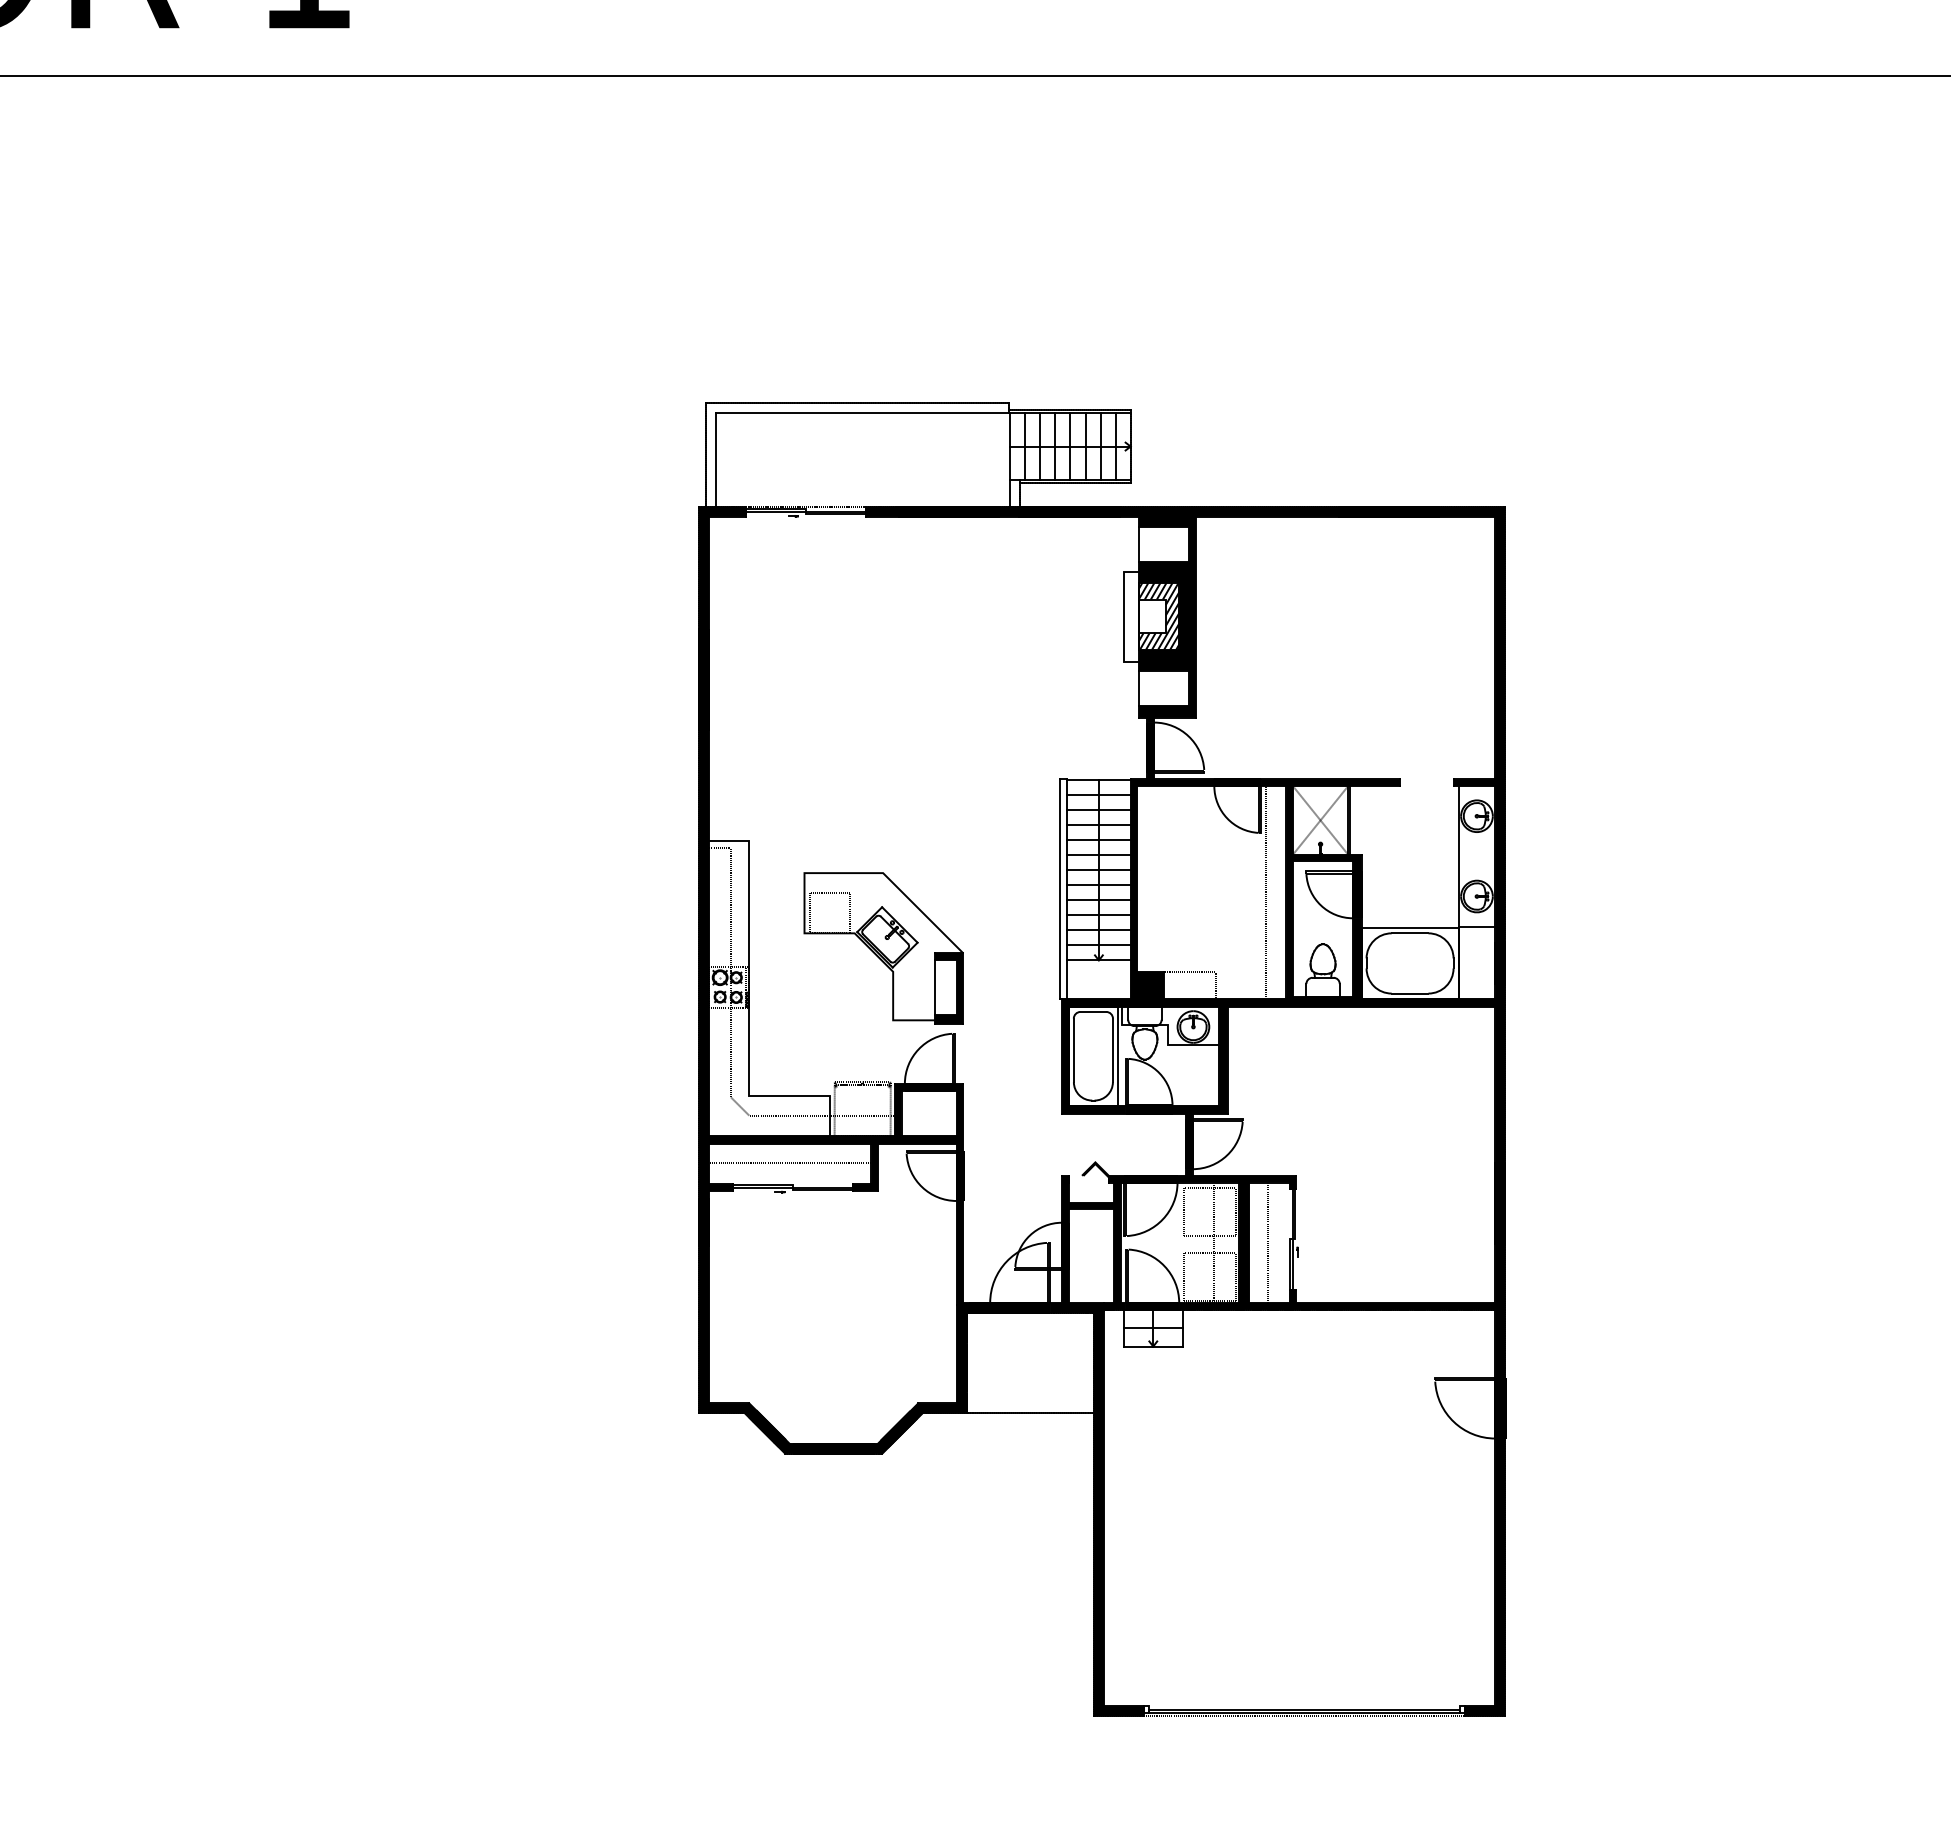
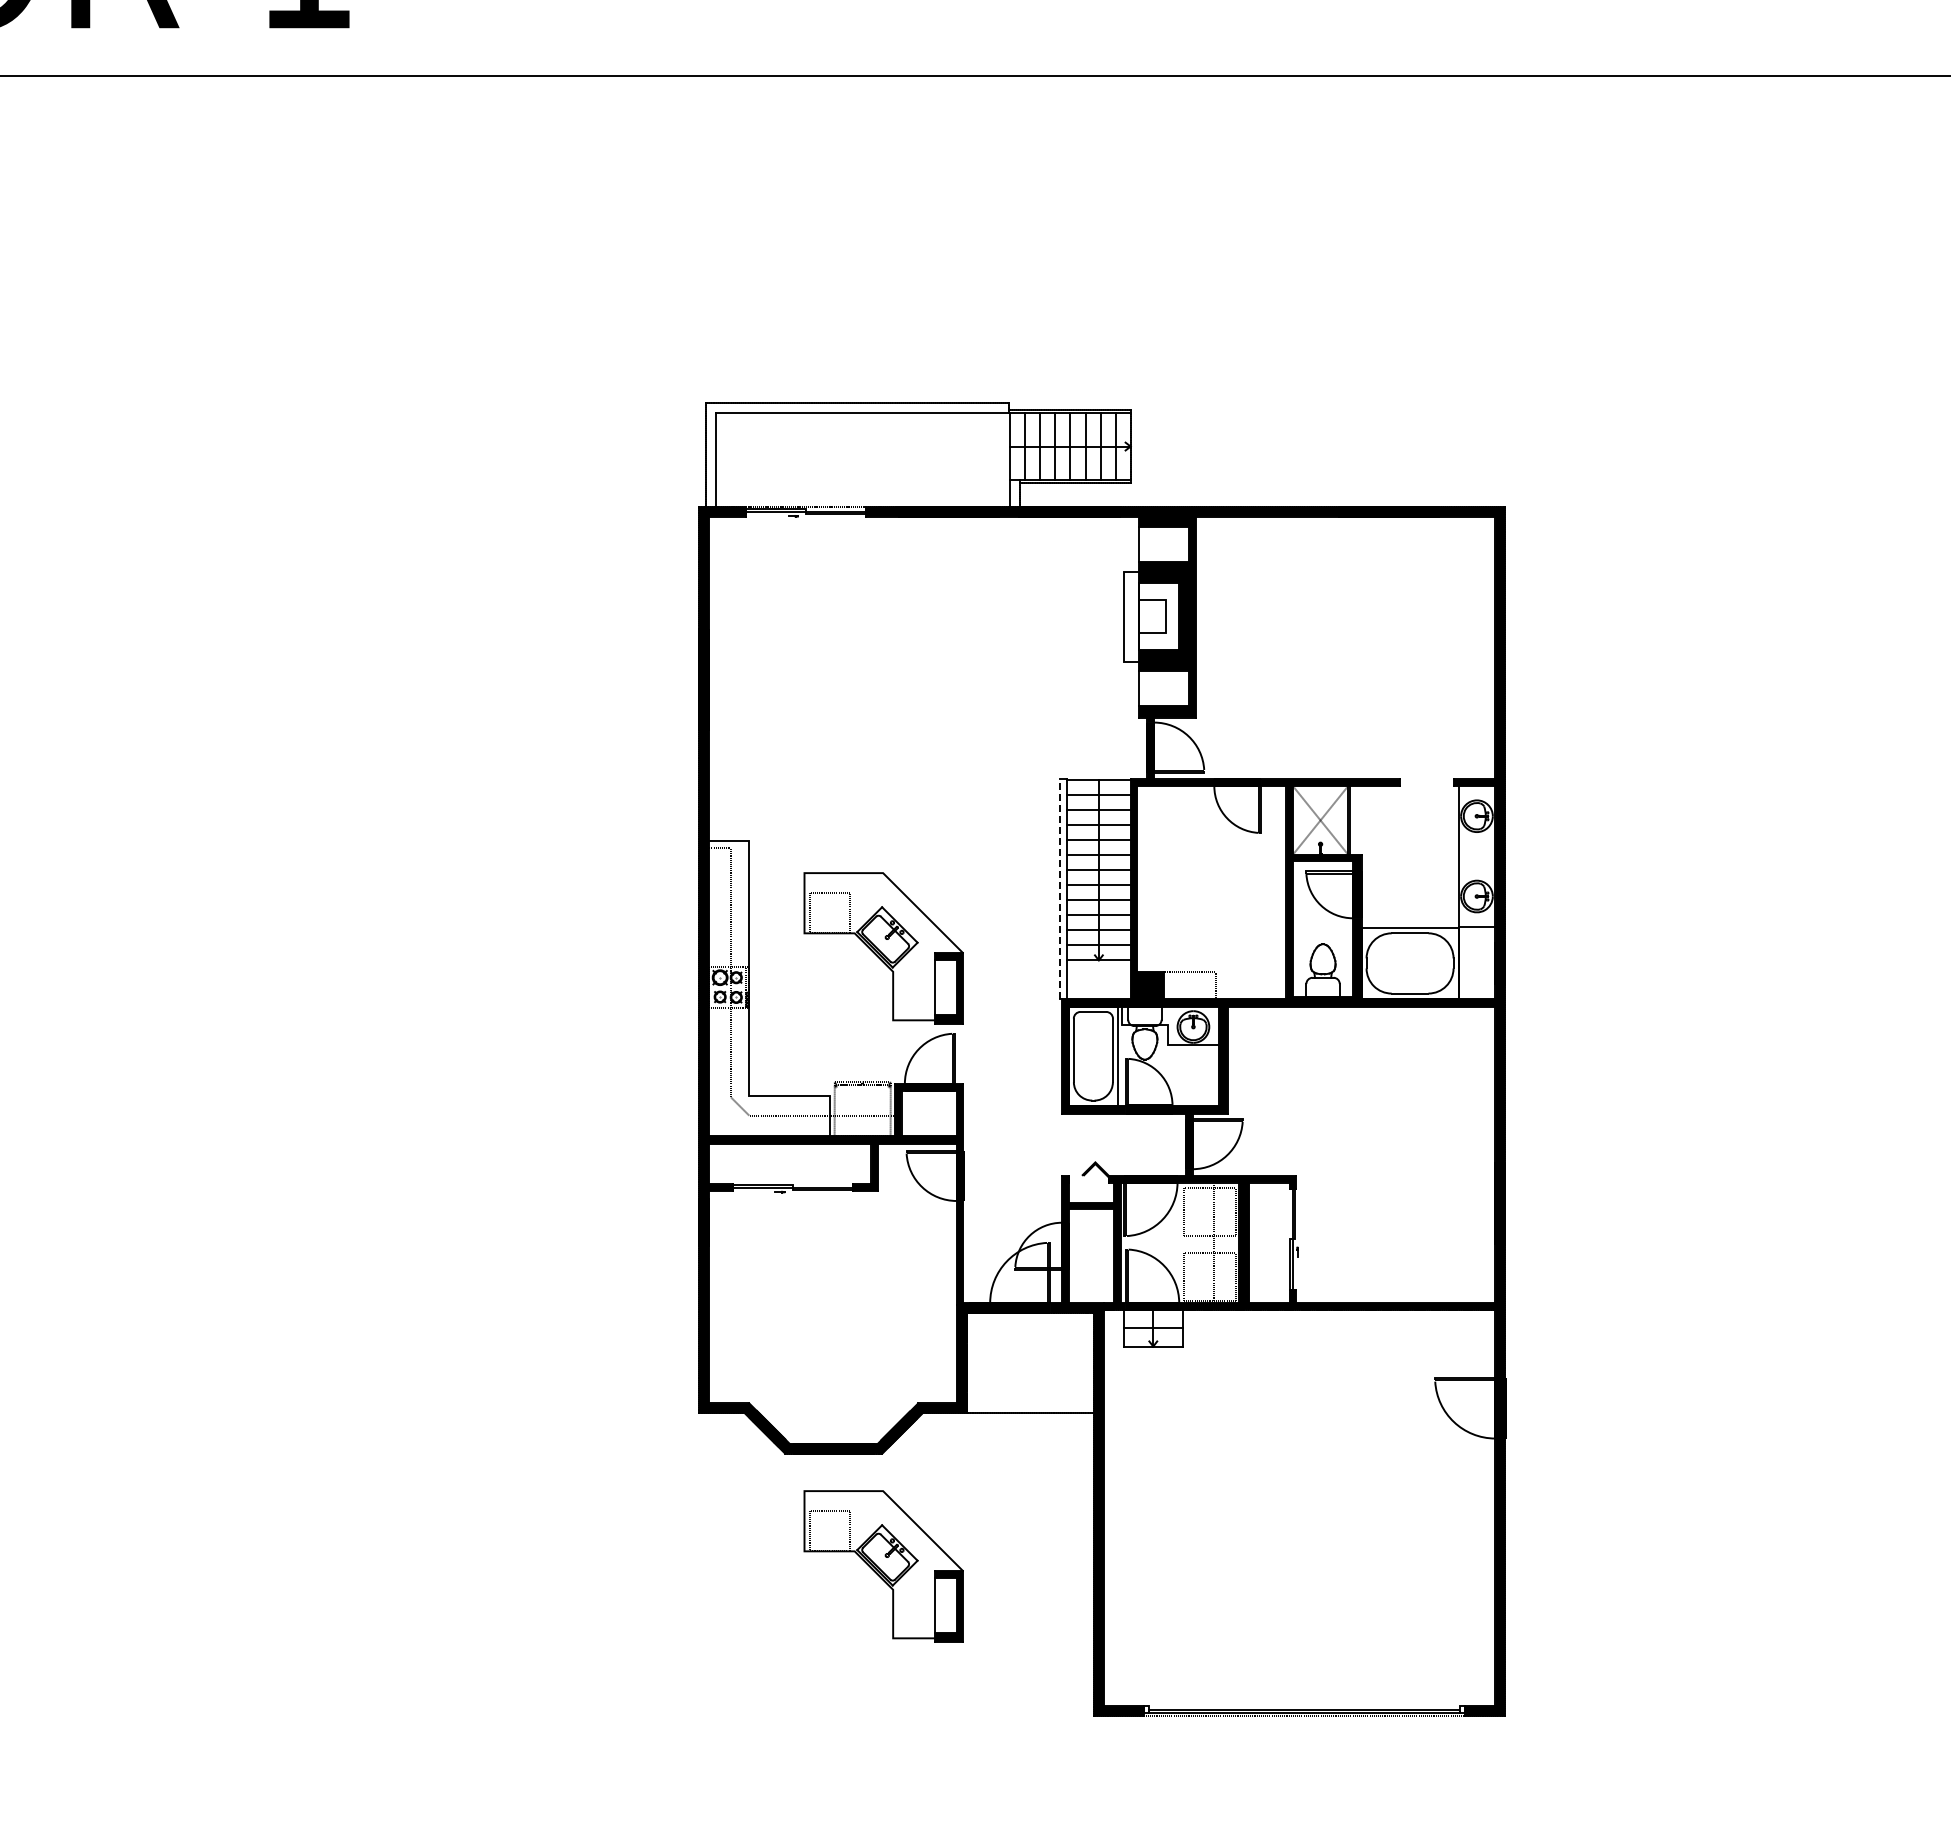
hatch: present -> none (1159, 615)
line: solid -> dashed (1060, 889)
line: present -> none (1266, 892)
line: present -> none (790, 1162)
line: present -> none (1267, 1242)
part: none -> present (883, 1566)
